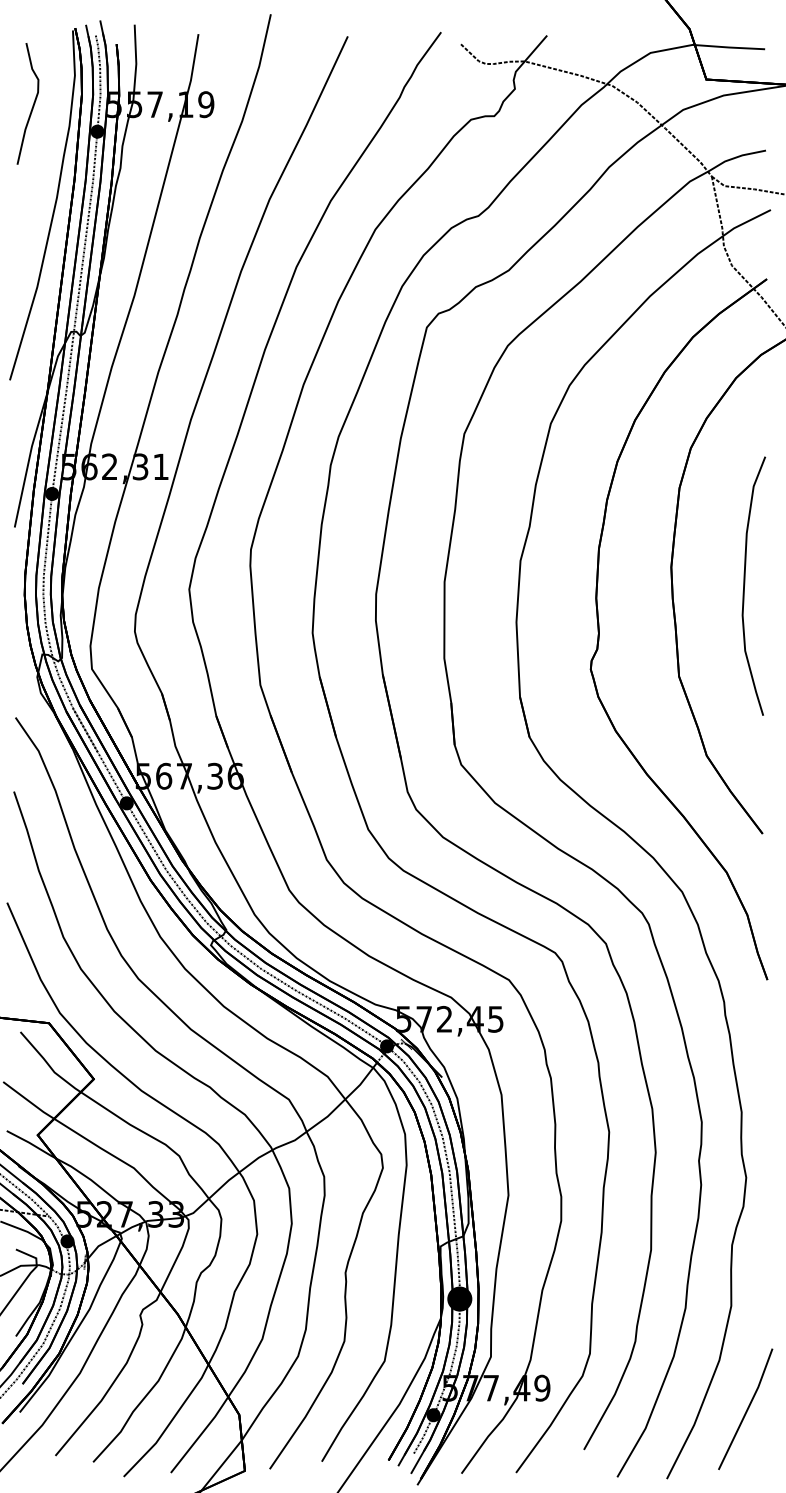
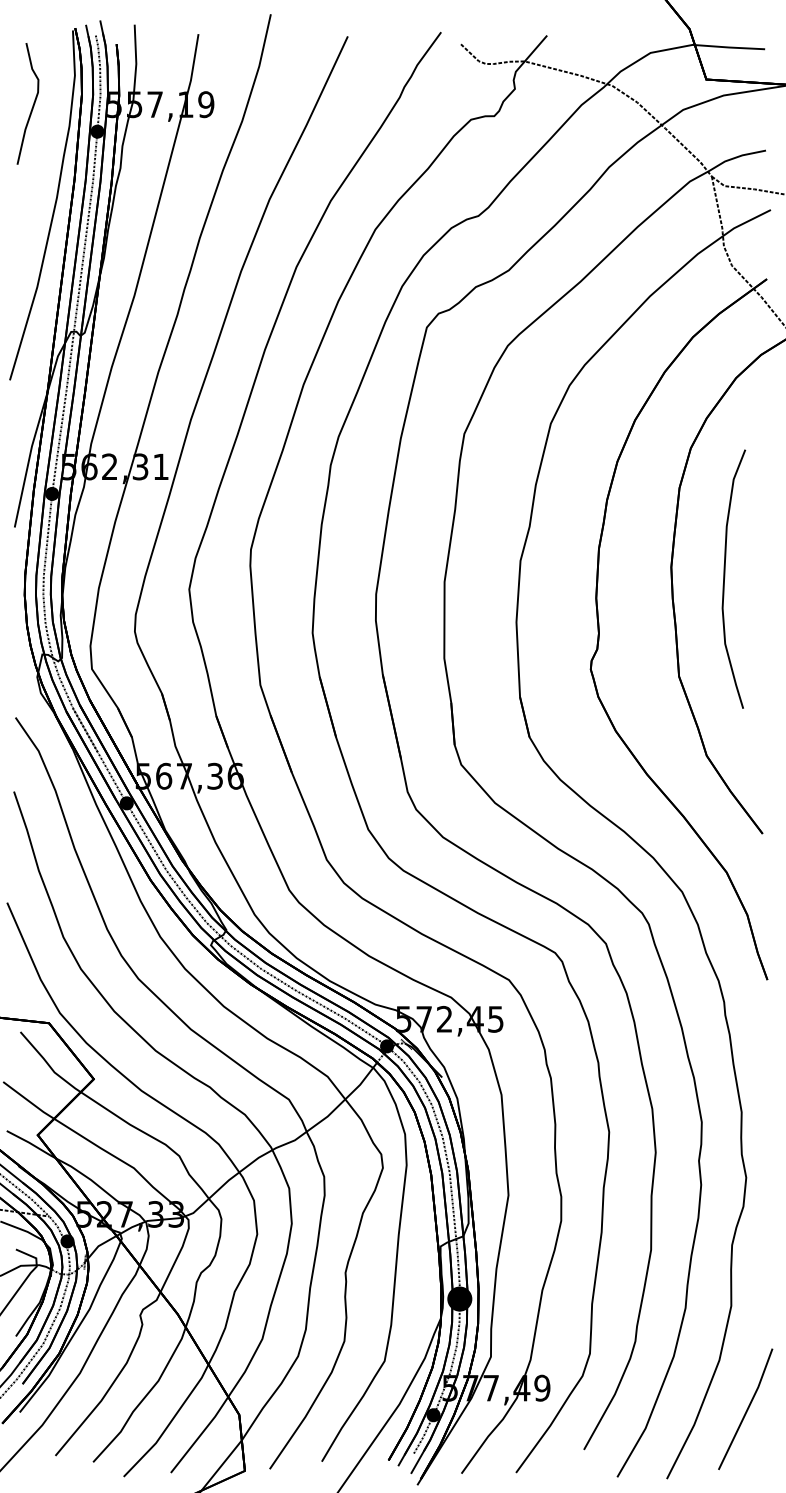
curve position: (745, 584) -> (725, 577) (725, 577)
